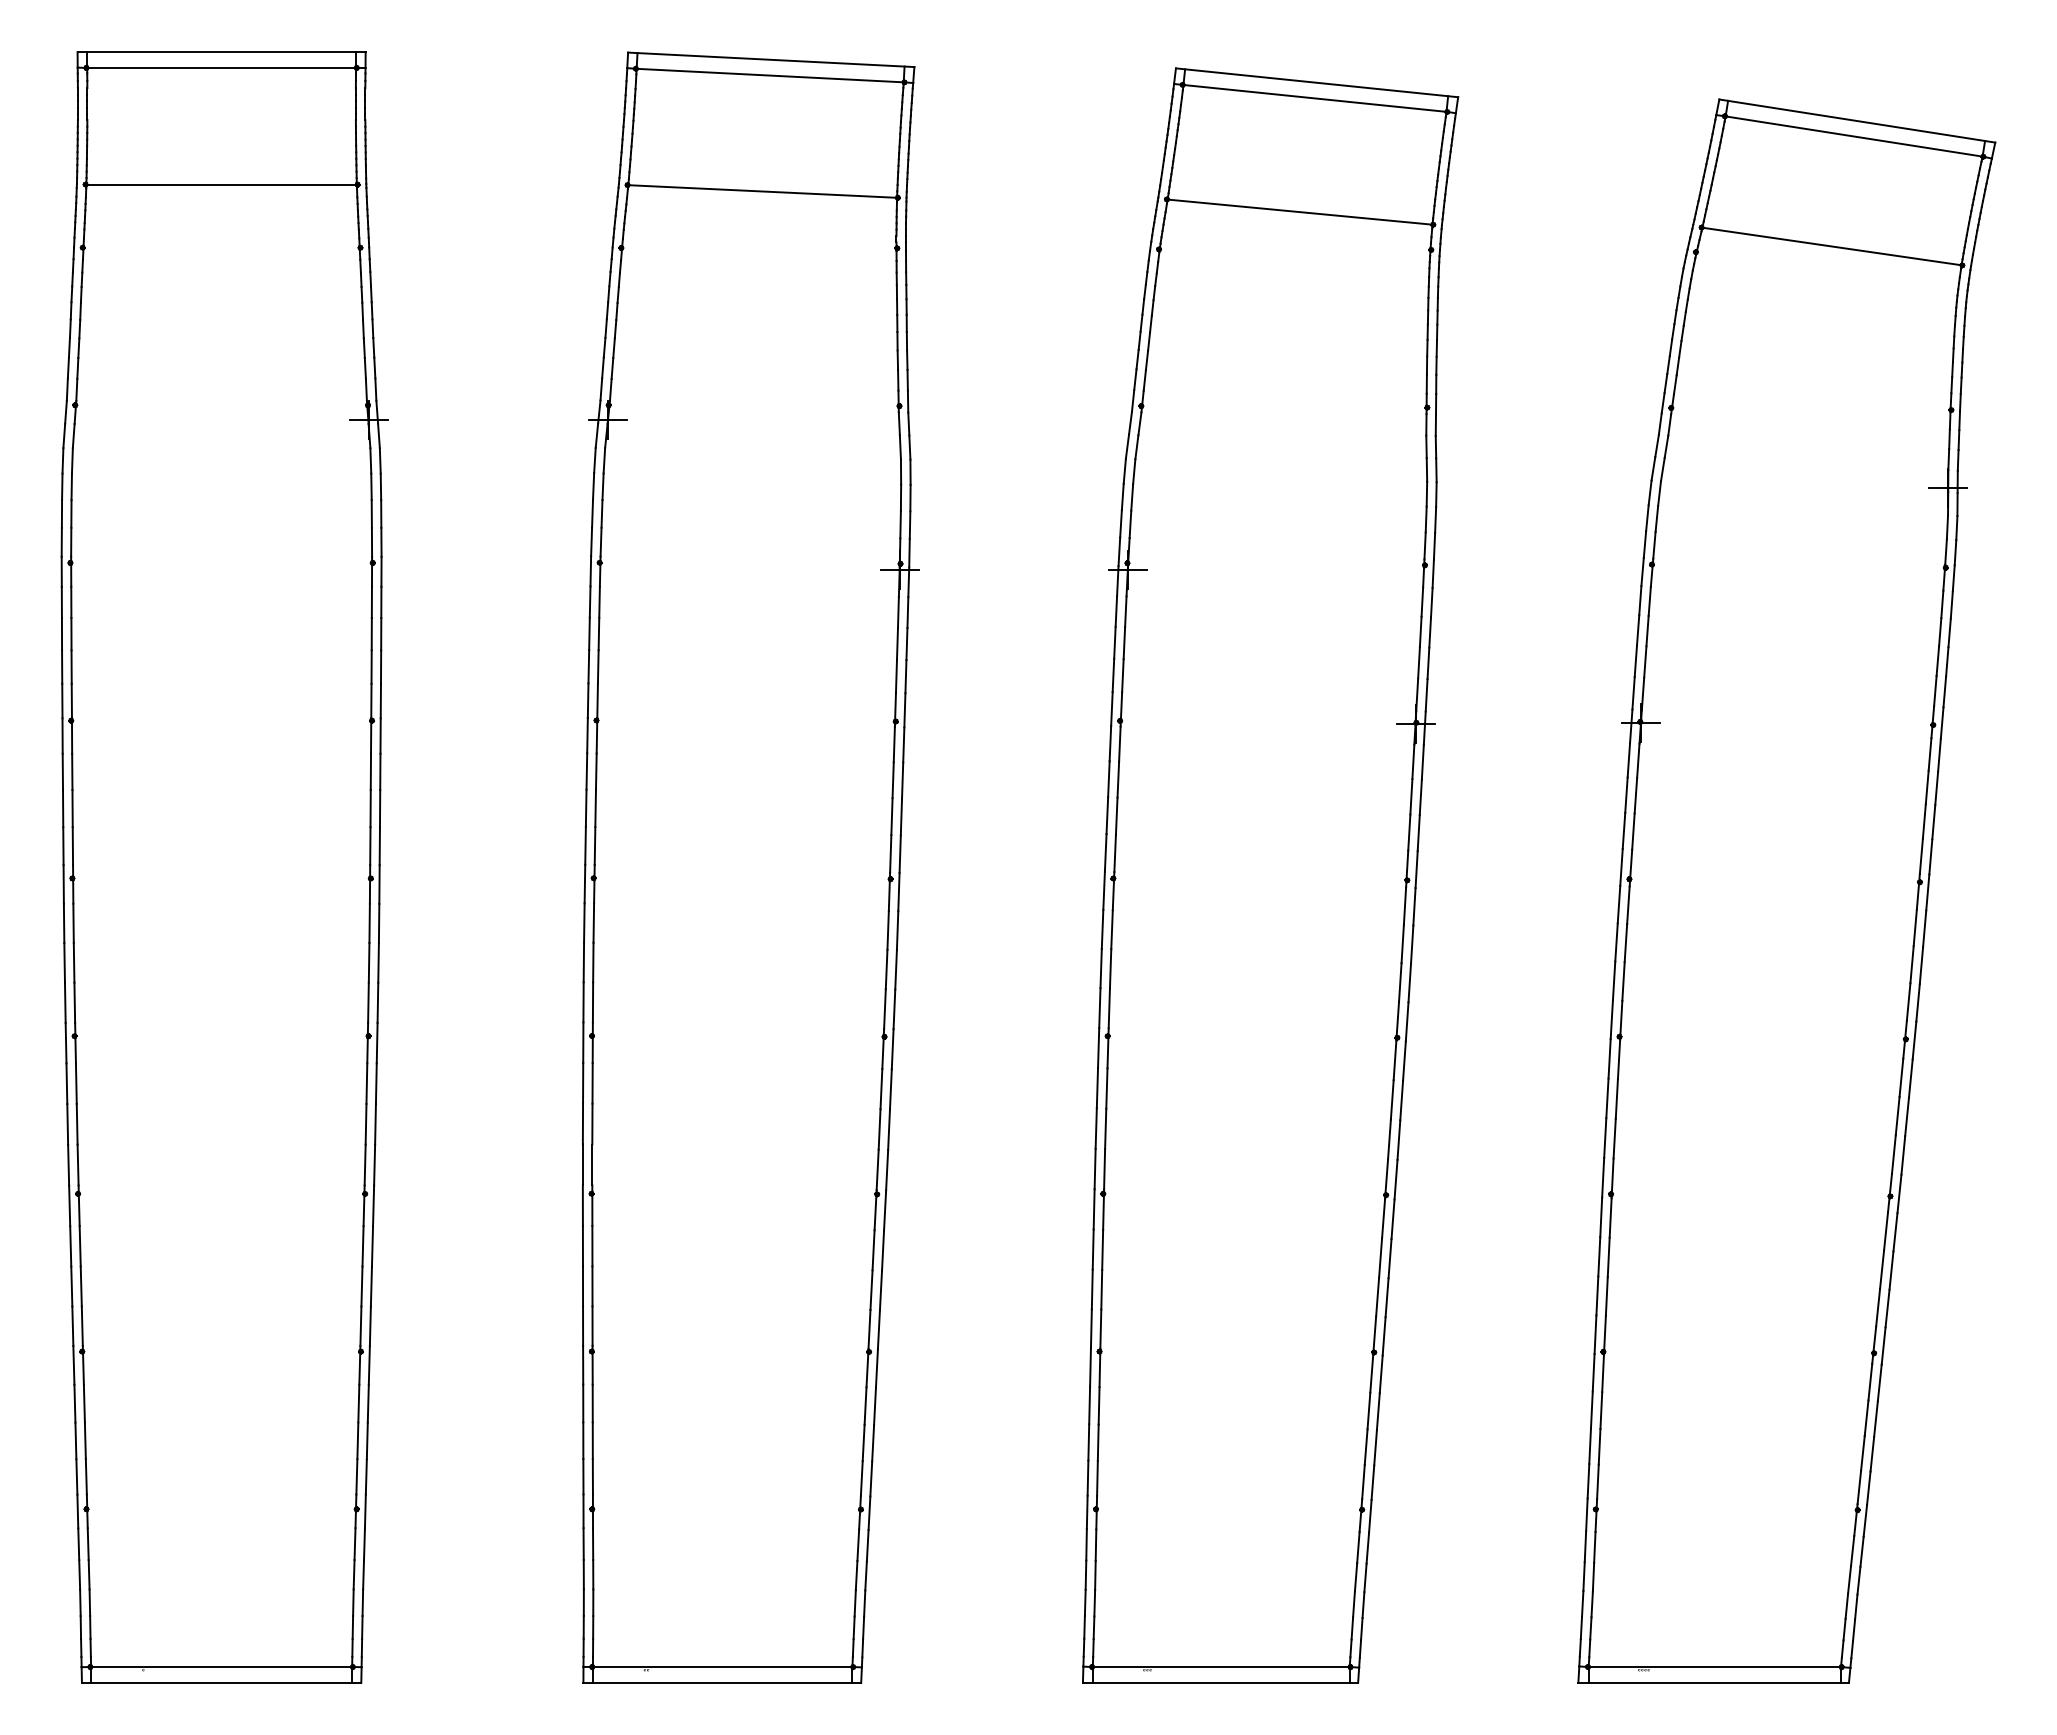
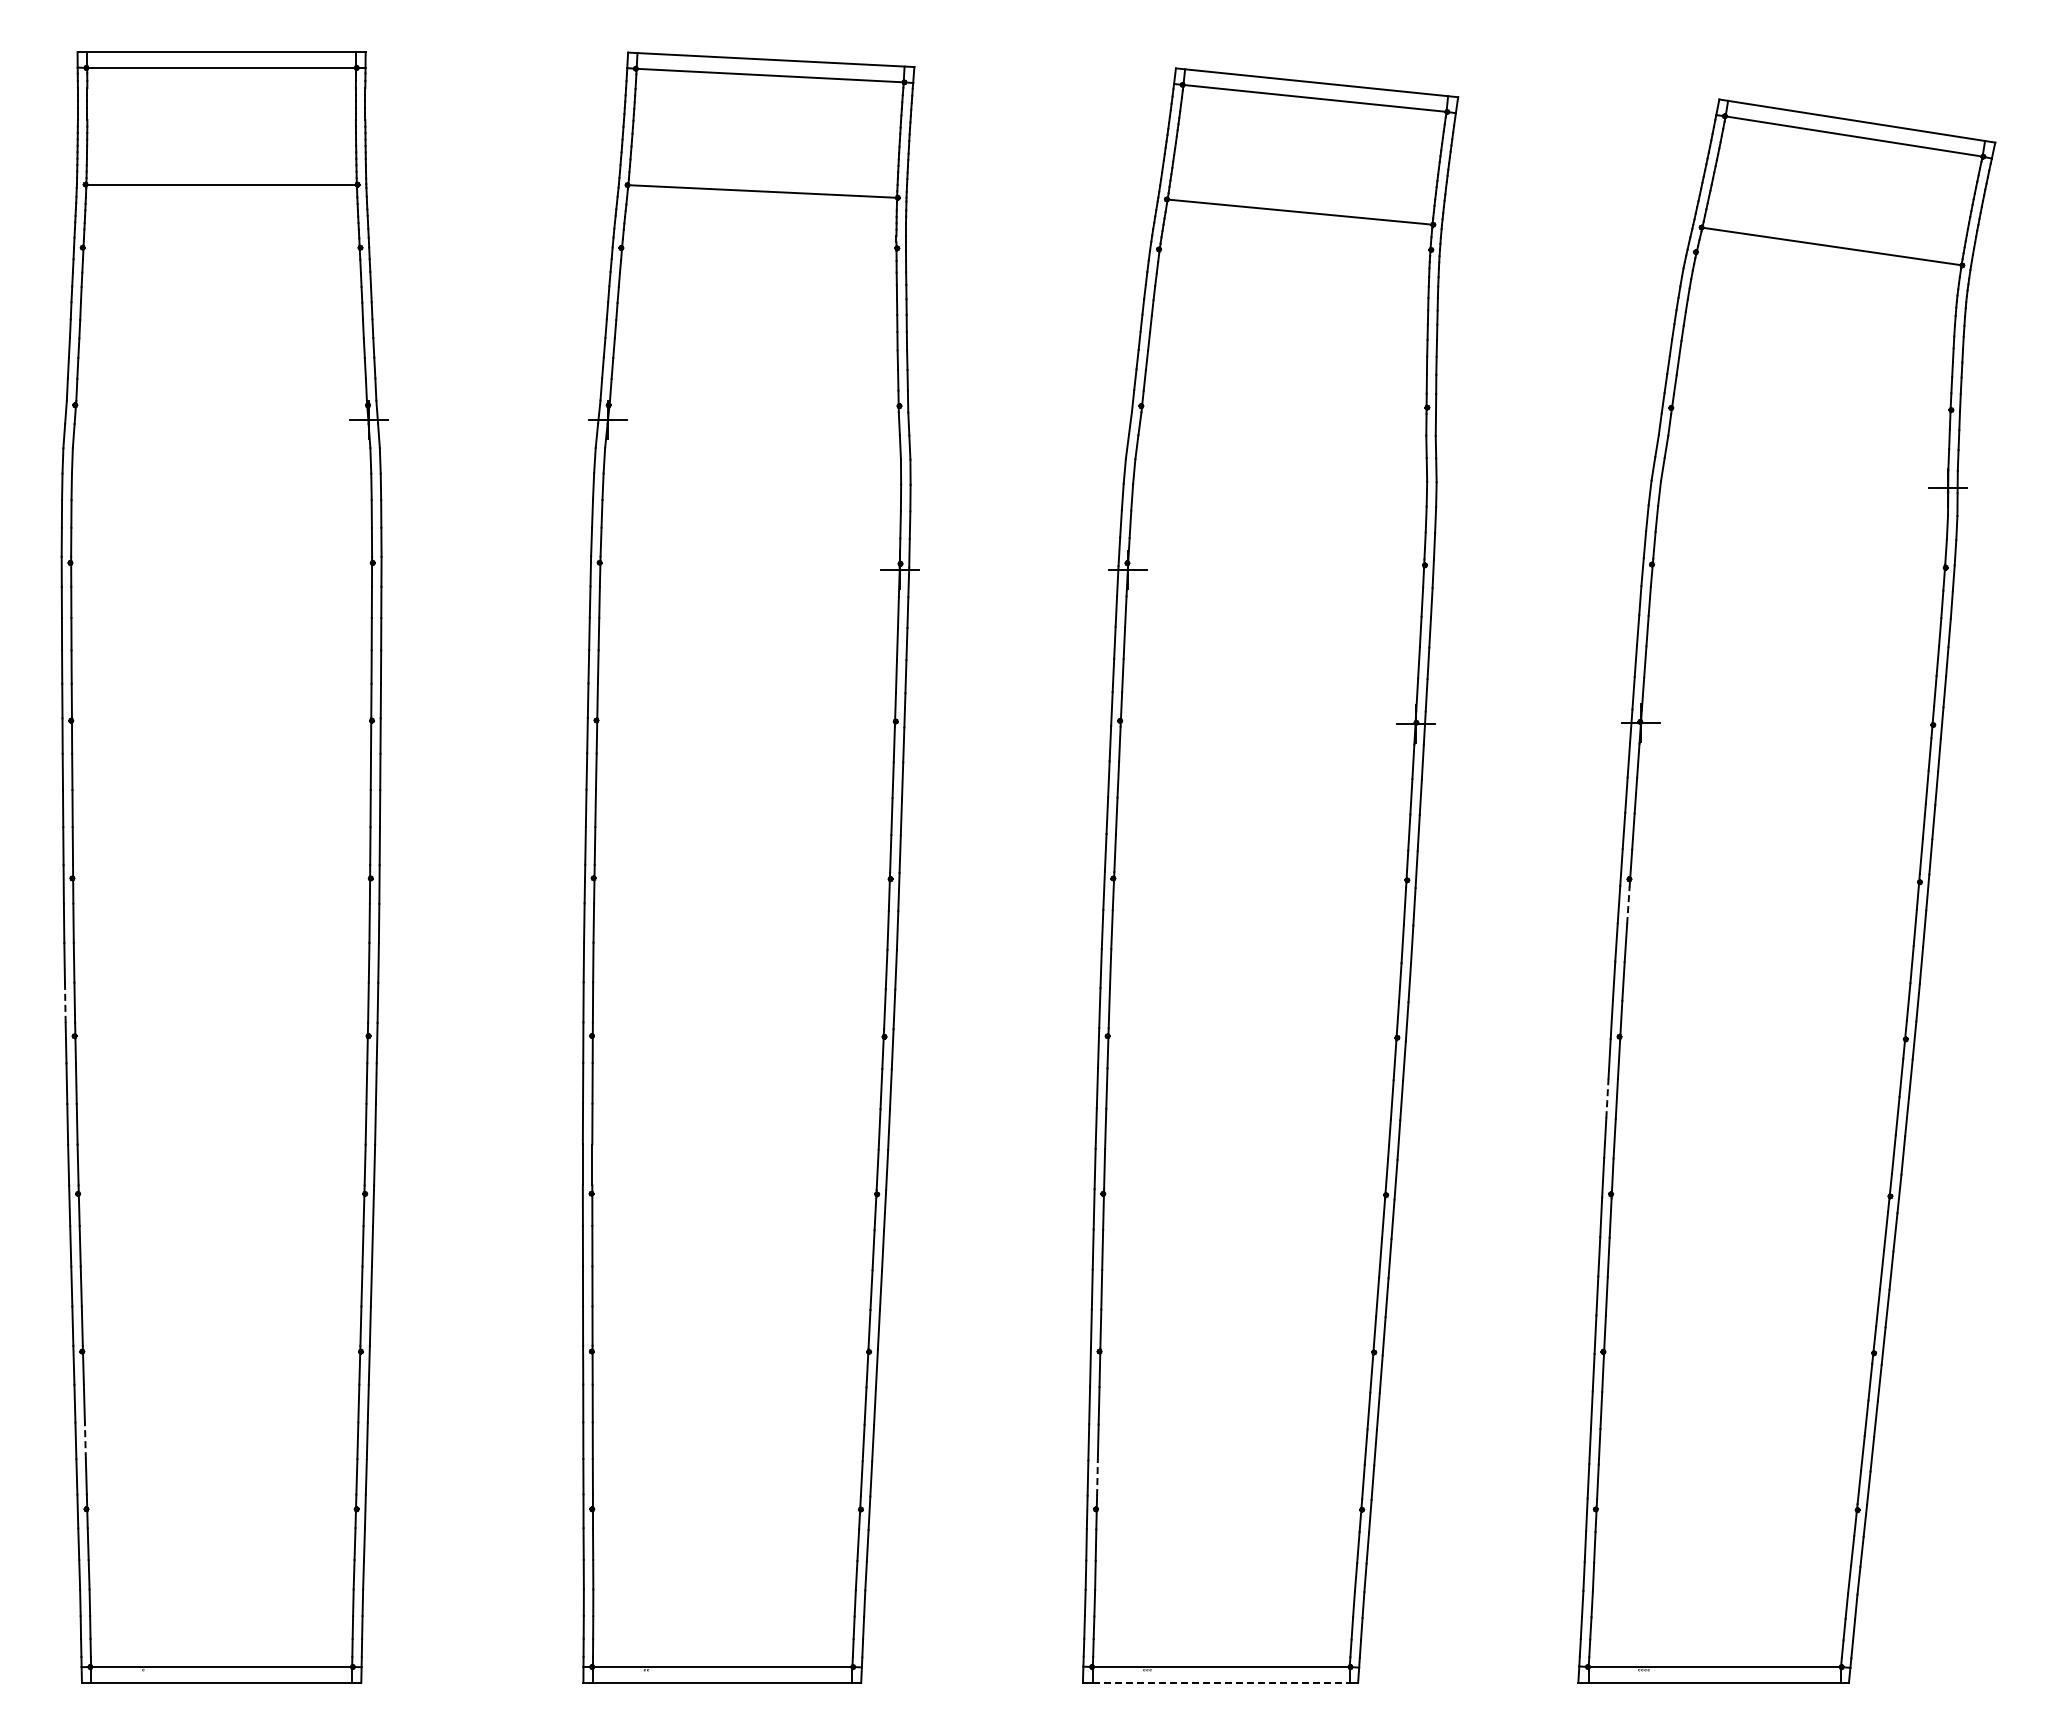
line: solid -> dashed (1628, 905)
line: solid -> dashed (65, 1002)
line: solid -> dashed (1607, 1098)
line: solid -> dashed (85, 1440)
line: solid -> dashed (1097, 1478)
line: solid -> dashed (1221, 1682)
